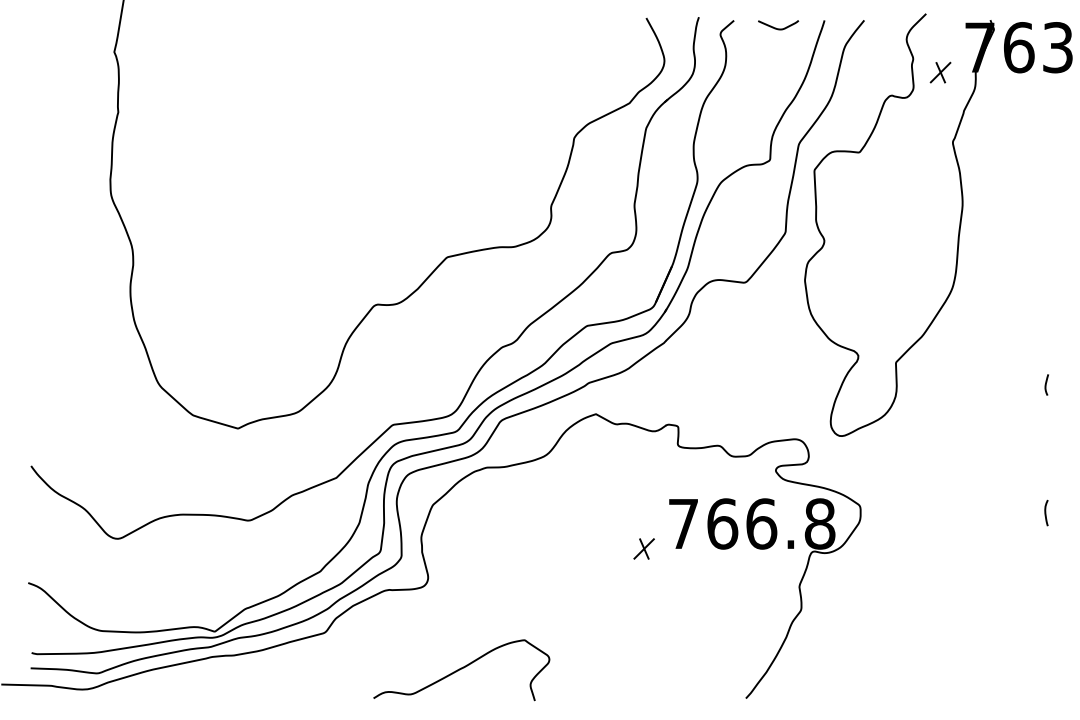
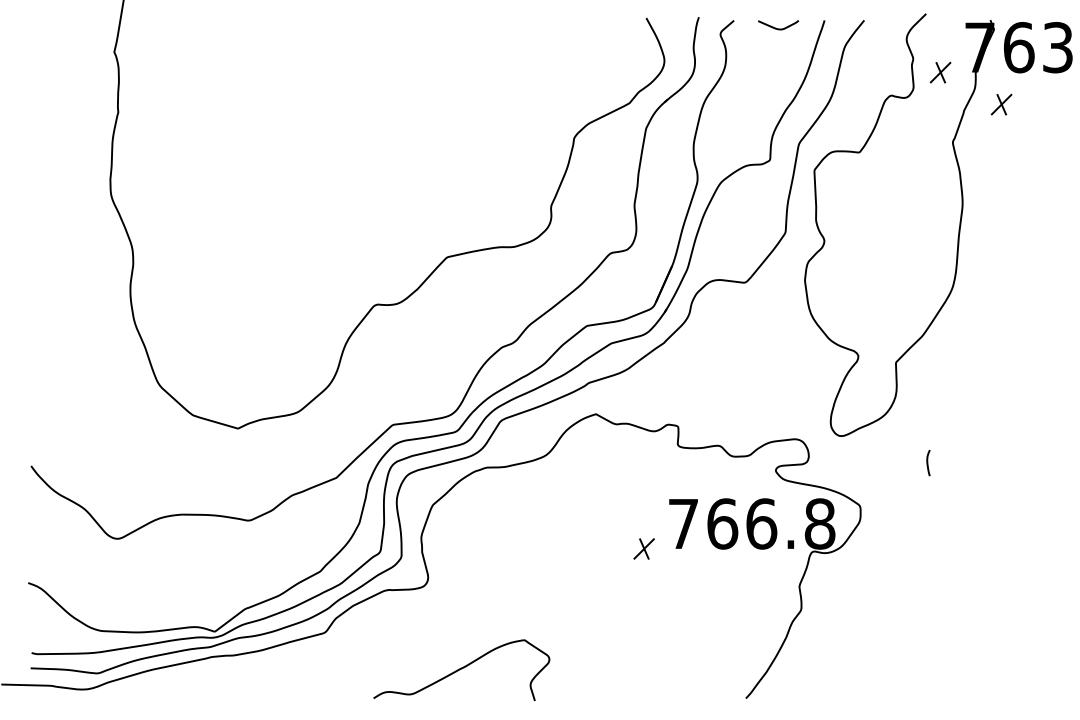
part: none -> present (1001, 104)
curve: present -> none (1046, 384)
curve position: (1046, 512) -> (928, 462) (928, 462)
